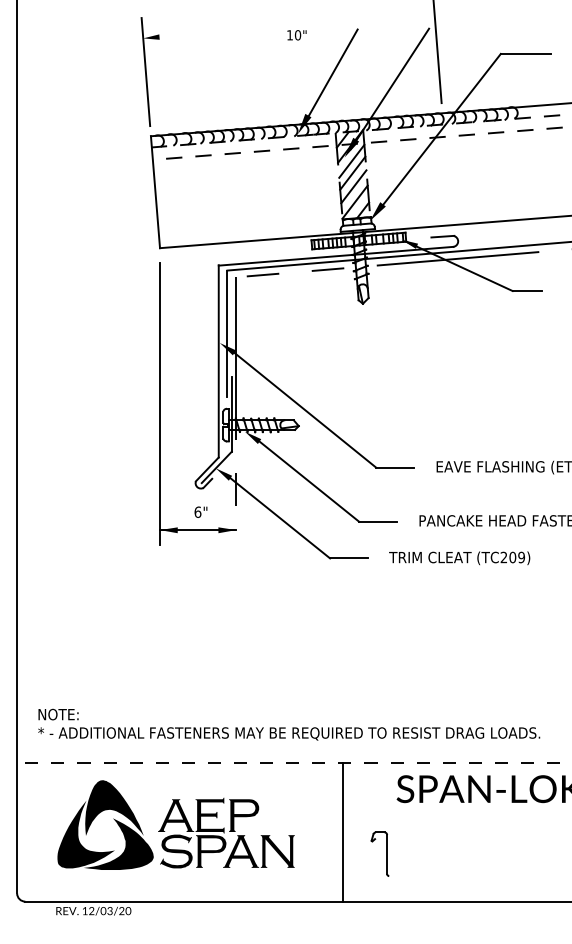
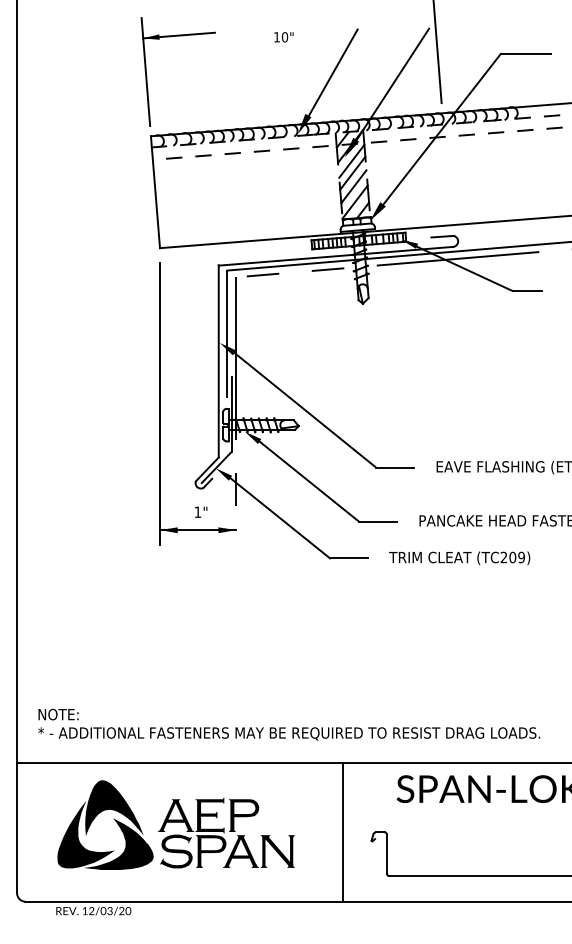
line: none -> present (178, 35)
text position: (296, 35) -> (283, 37) (283, 37)
text: 6" -> 1" (197, 511)
line: dashed -> solid (294, 763)
line: none -> present (478, 876)
